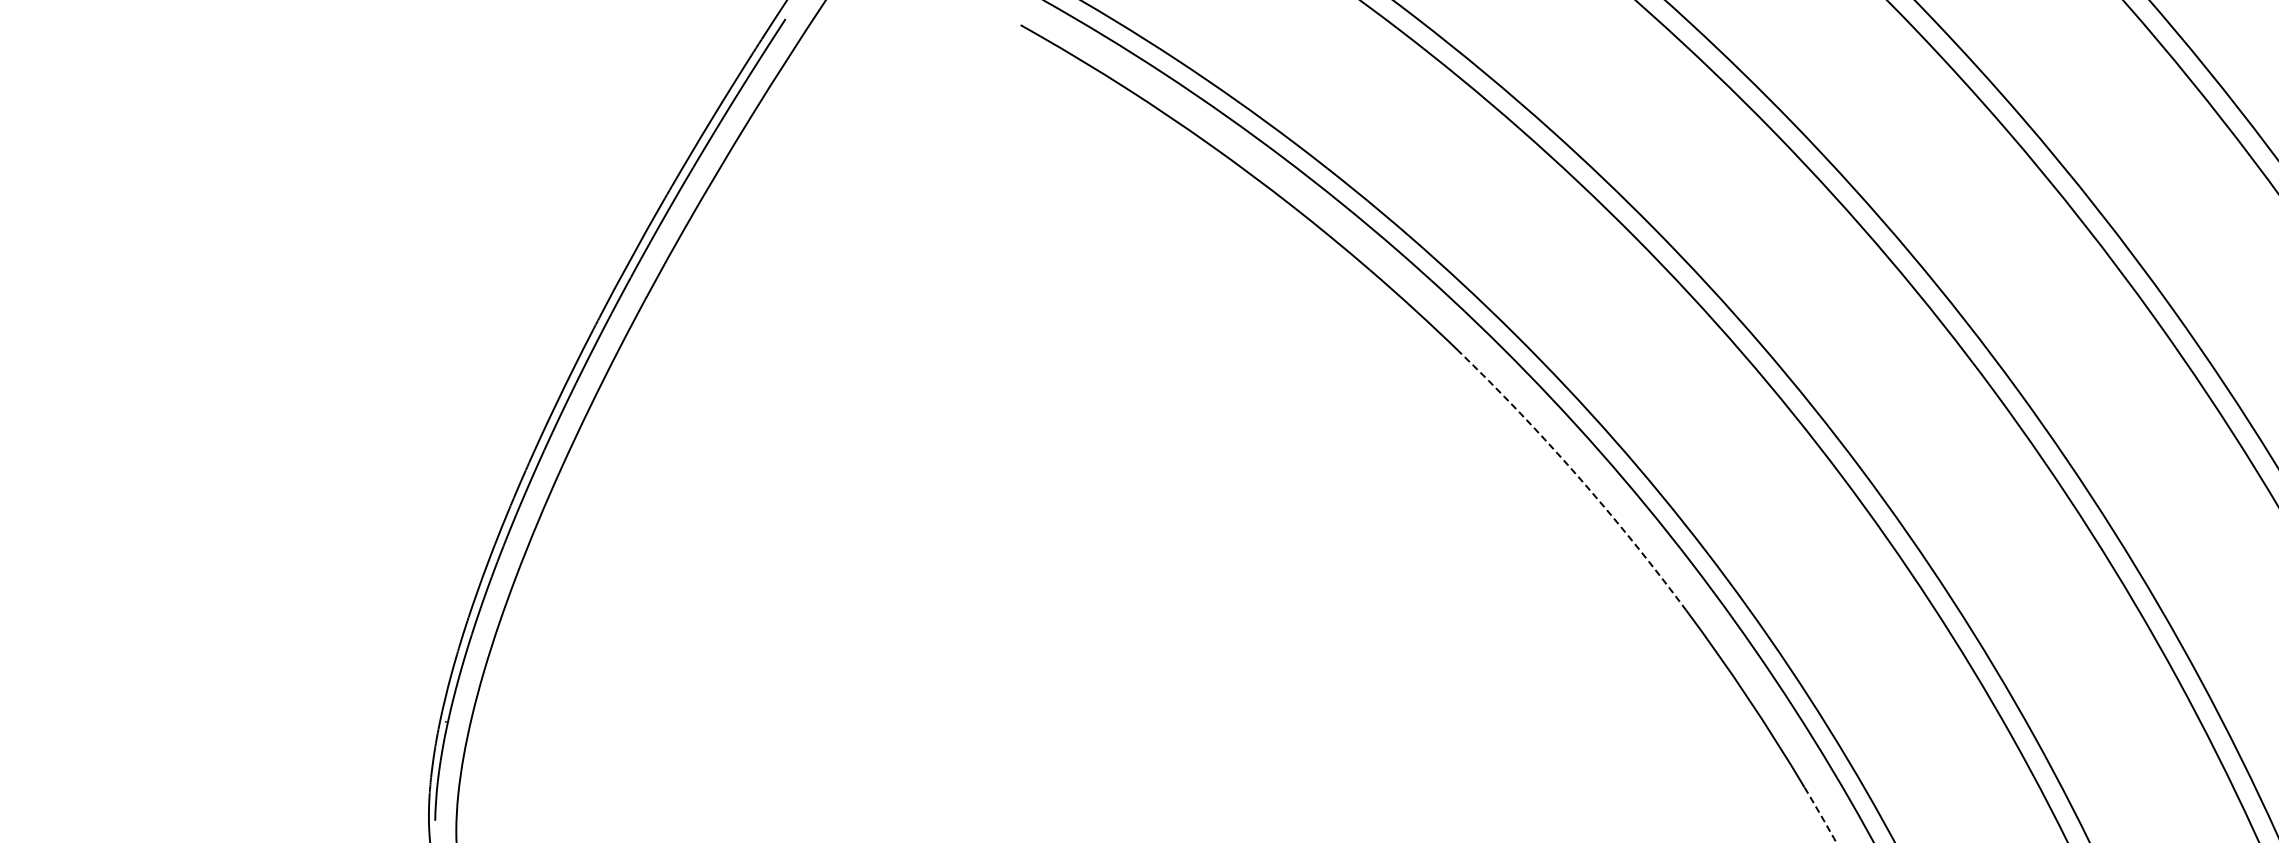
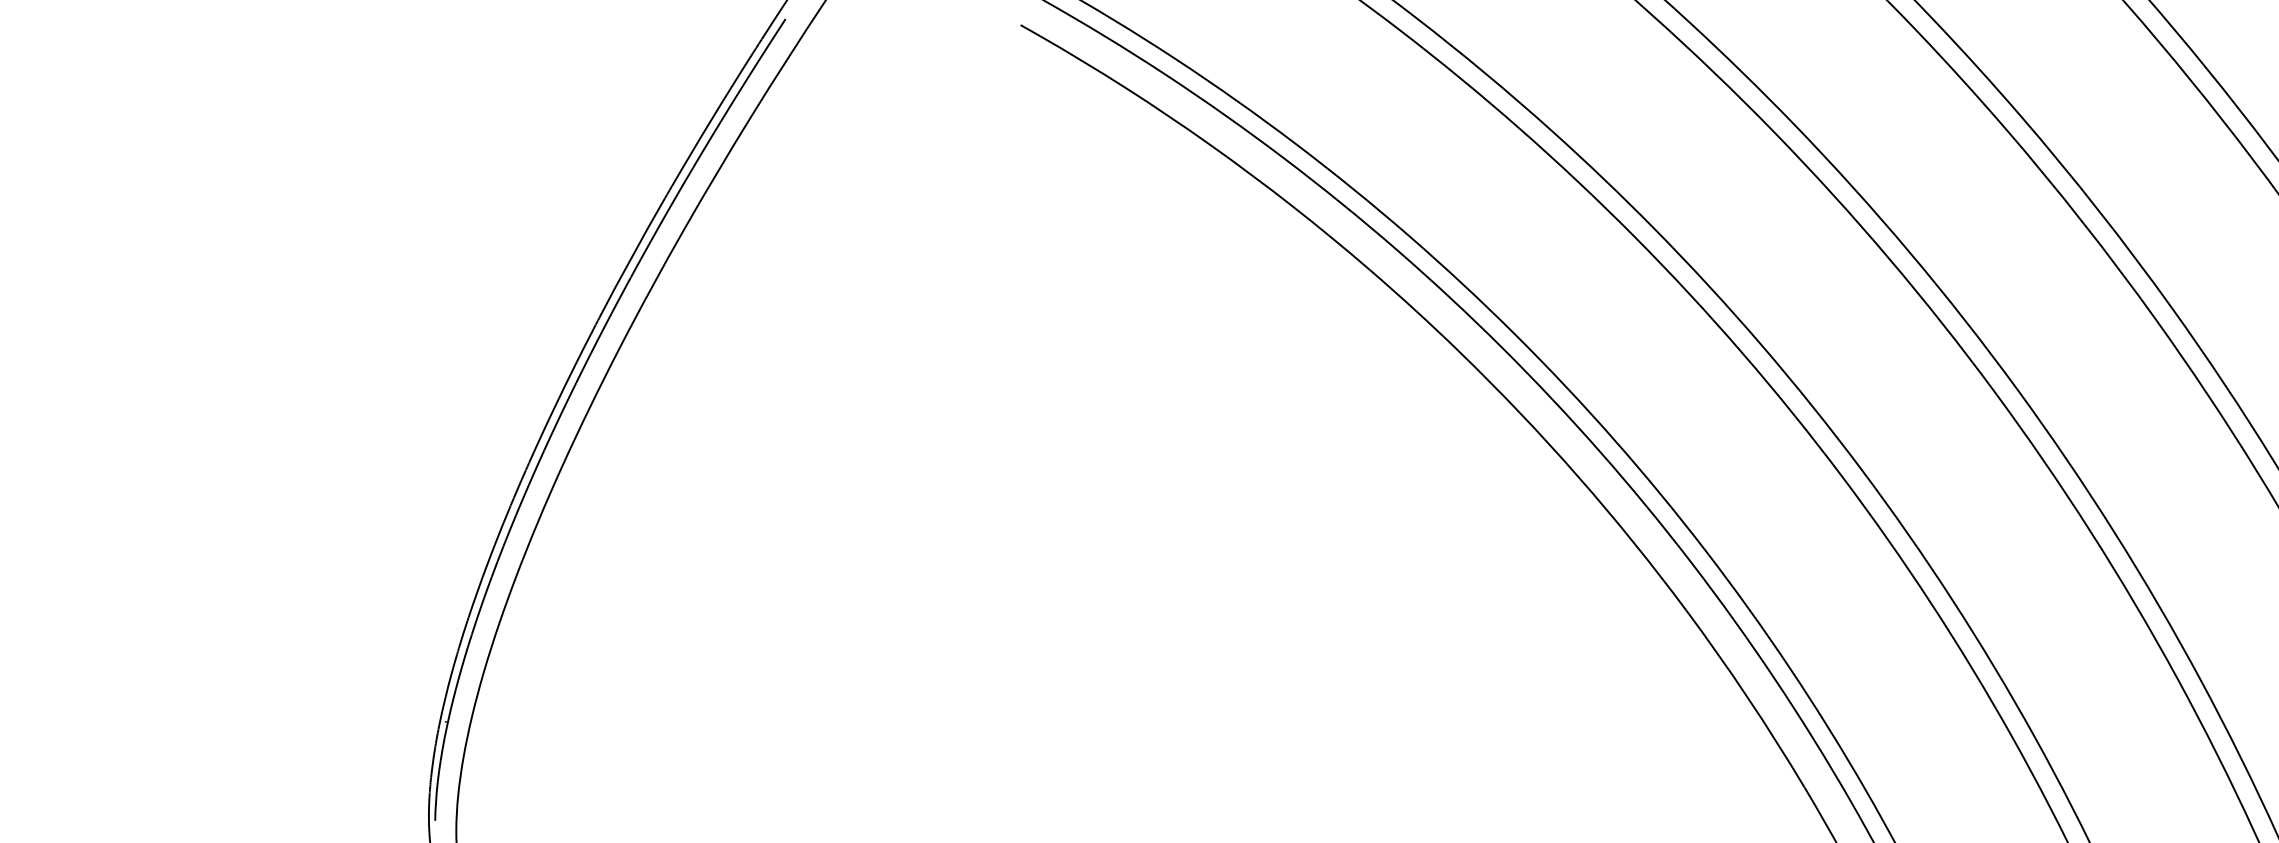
arc: dashed -> solid (1577, 476)
arc: dashed -> solid (1820, 815)
